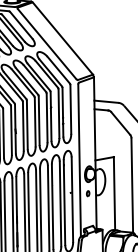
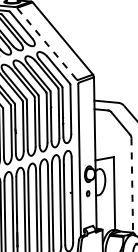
line: solid -> dashed (47, 44)
line: solid -> dashed (132, 186)
